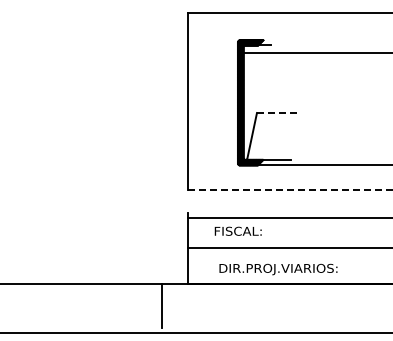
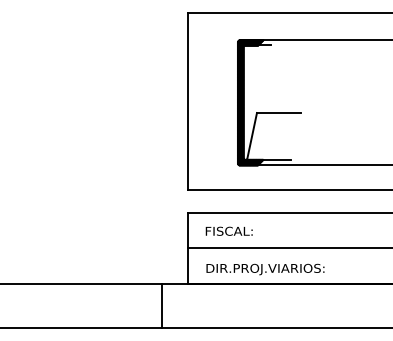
line position: (314, 53) -> (314, 40) (314, 40)
line: dashed -> solid (279, 113)
line: dashed -> solid (290, 190)
line position: (288, 217) -> (288, 212) (288, 212)
text position: (237, 230) -> (228, 230) (228, 230)
text position: (278, 269) -> (265, 269) (265, 269)
line position: (195, 333) -> (195, 328) (195, 328)
